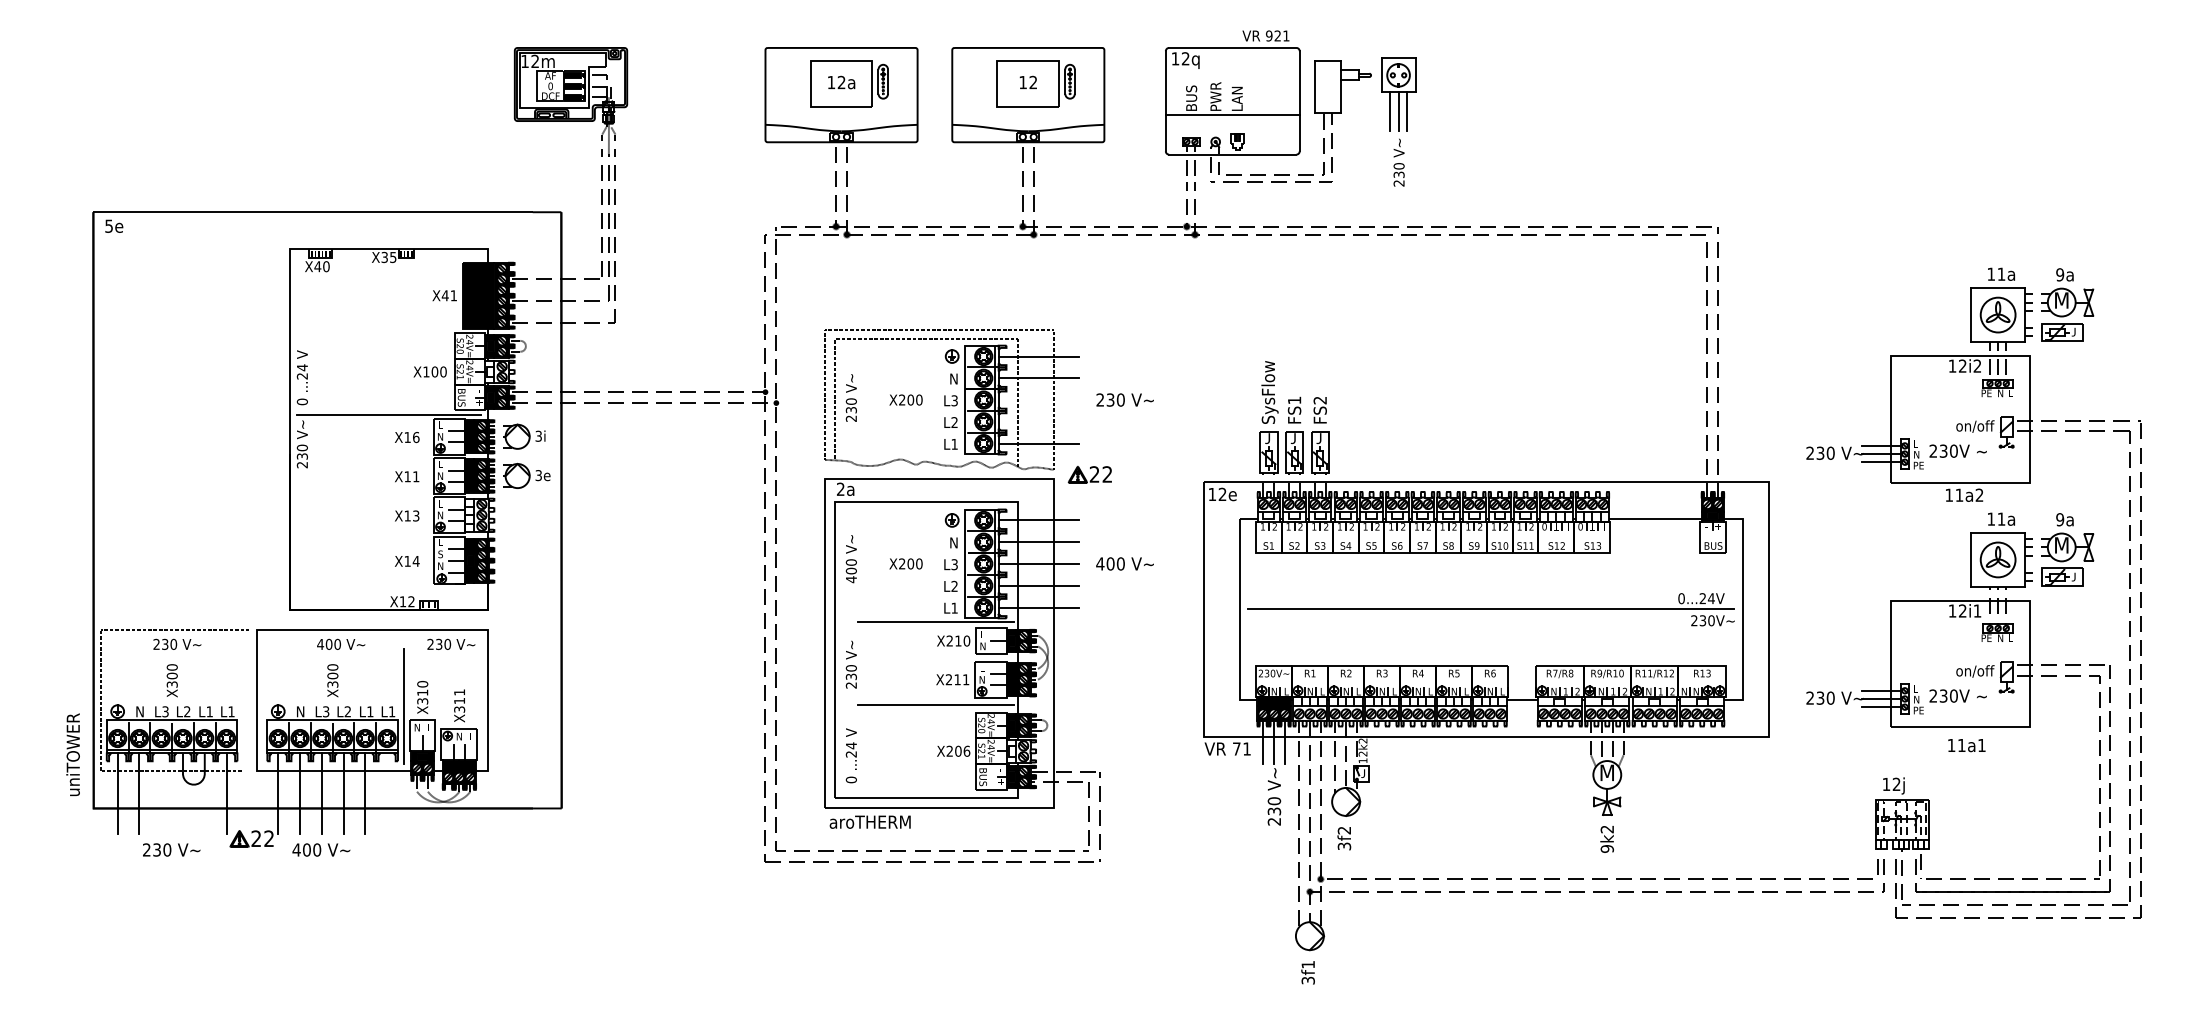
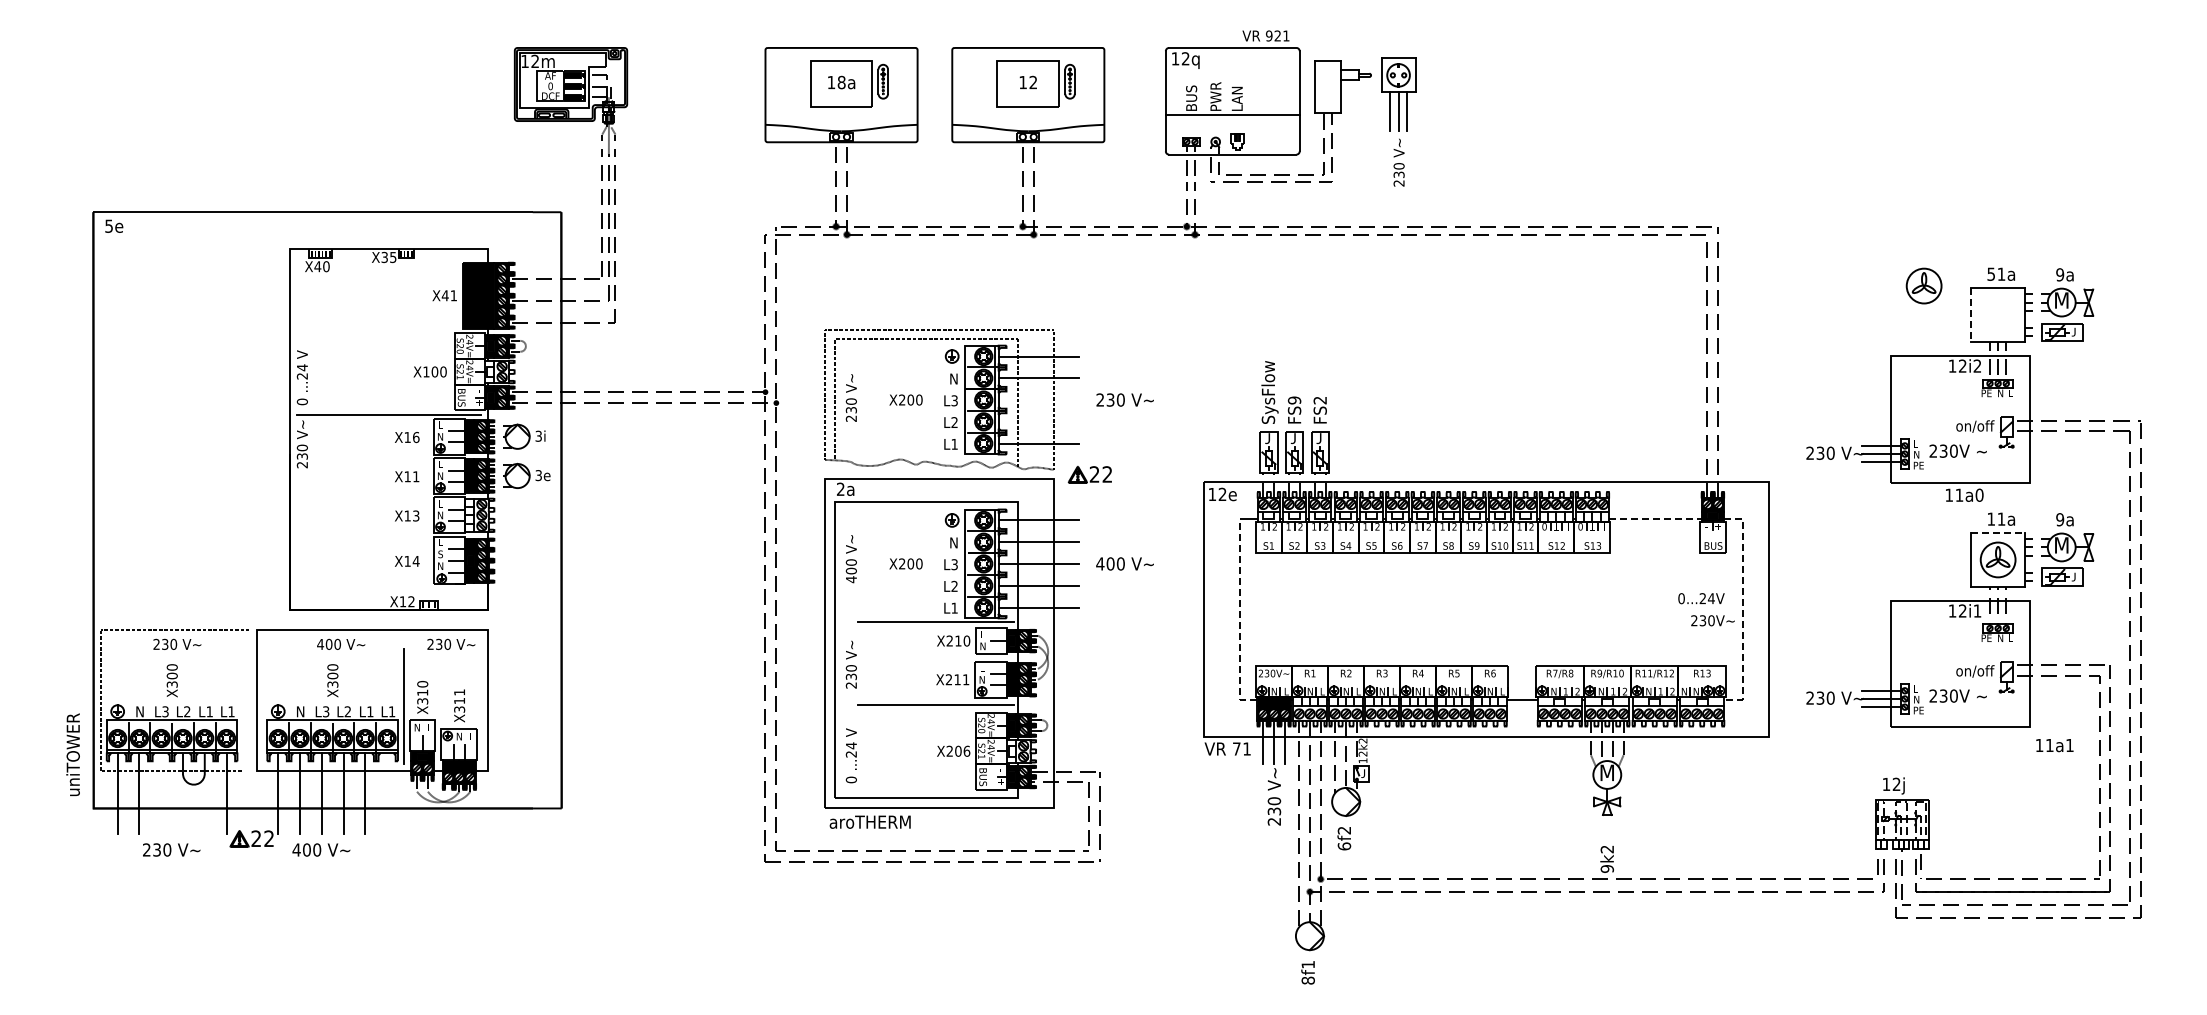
text: 12a -> 18a (841, 82)
text: 11a -> 51a (1990, 273)
part position: (1997, 314) -> (1923, 285) (1923, 285)
line: solid -> dashed (1970, 315)
text: FS1 -> FS9 (1294, 400)
text: 11a2 -> 11a0 (1979, 494)
line: solid -> dashed (1655, 518)
line: solid -> dashed (1998, 532)
line: present -> none (1490, 609)
line: solid -> dashed (1742, 609)
line: solid -> dashed (1240, 618)
text position: (1966, 745) -> (2054, 745) (2054, 745)
text position: (1606, 839) -> (1606, 859) (1606, 859)
text: 3f2 -> 6f2 (1344, 846)
text: 3f1 -> 8f1 (1307, 980)
